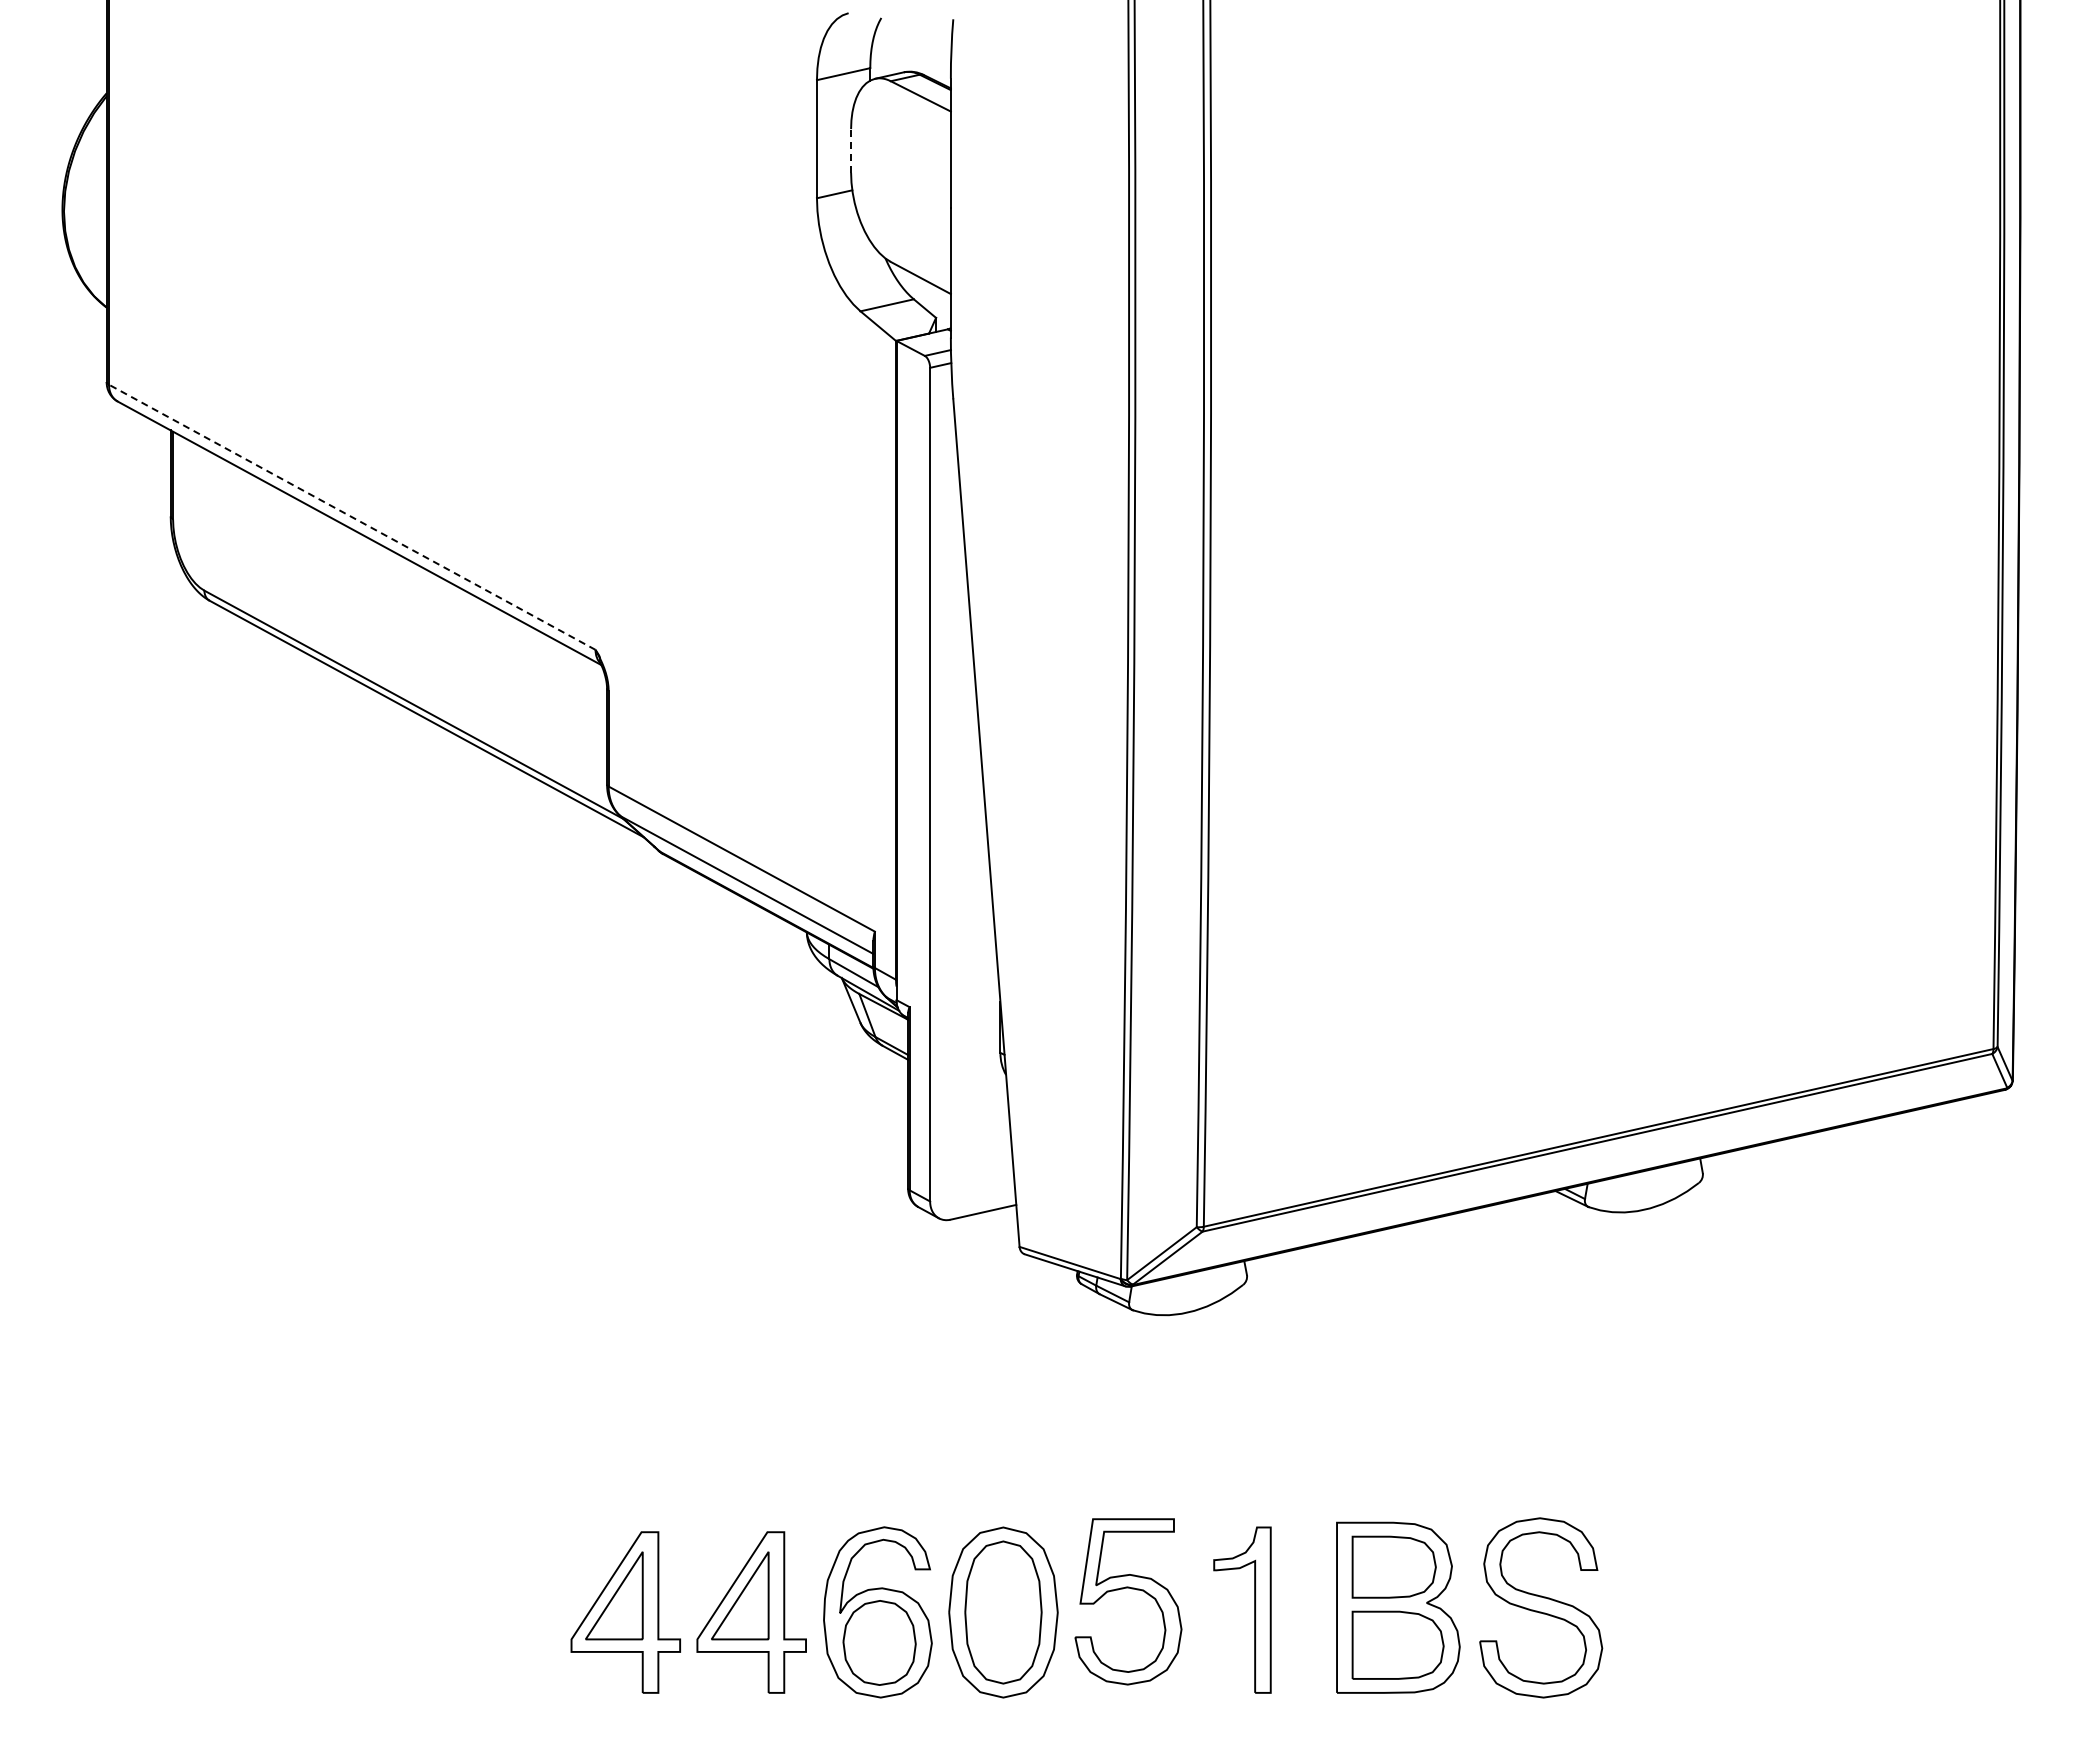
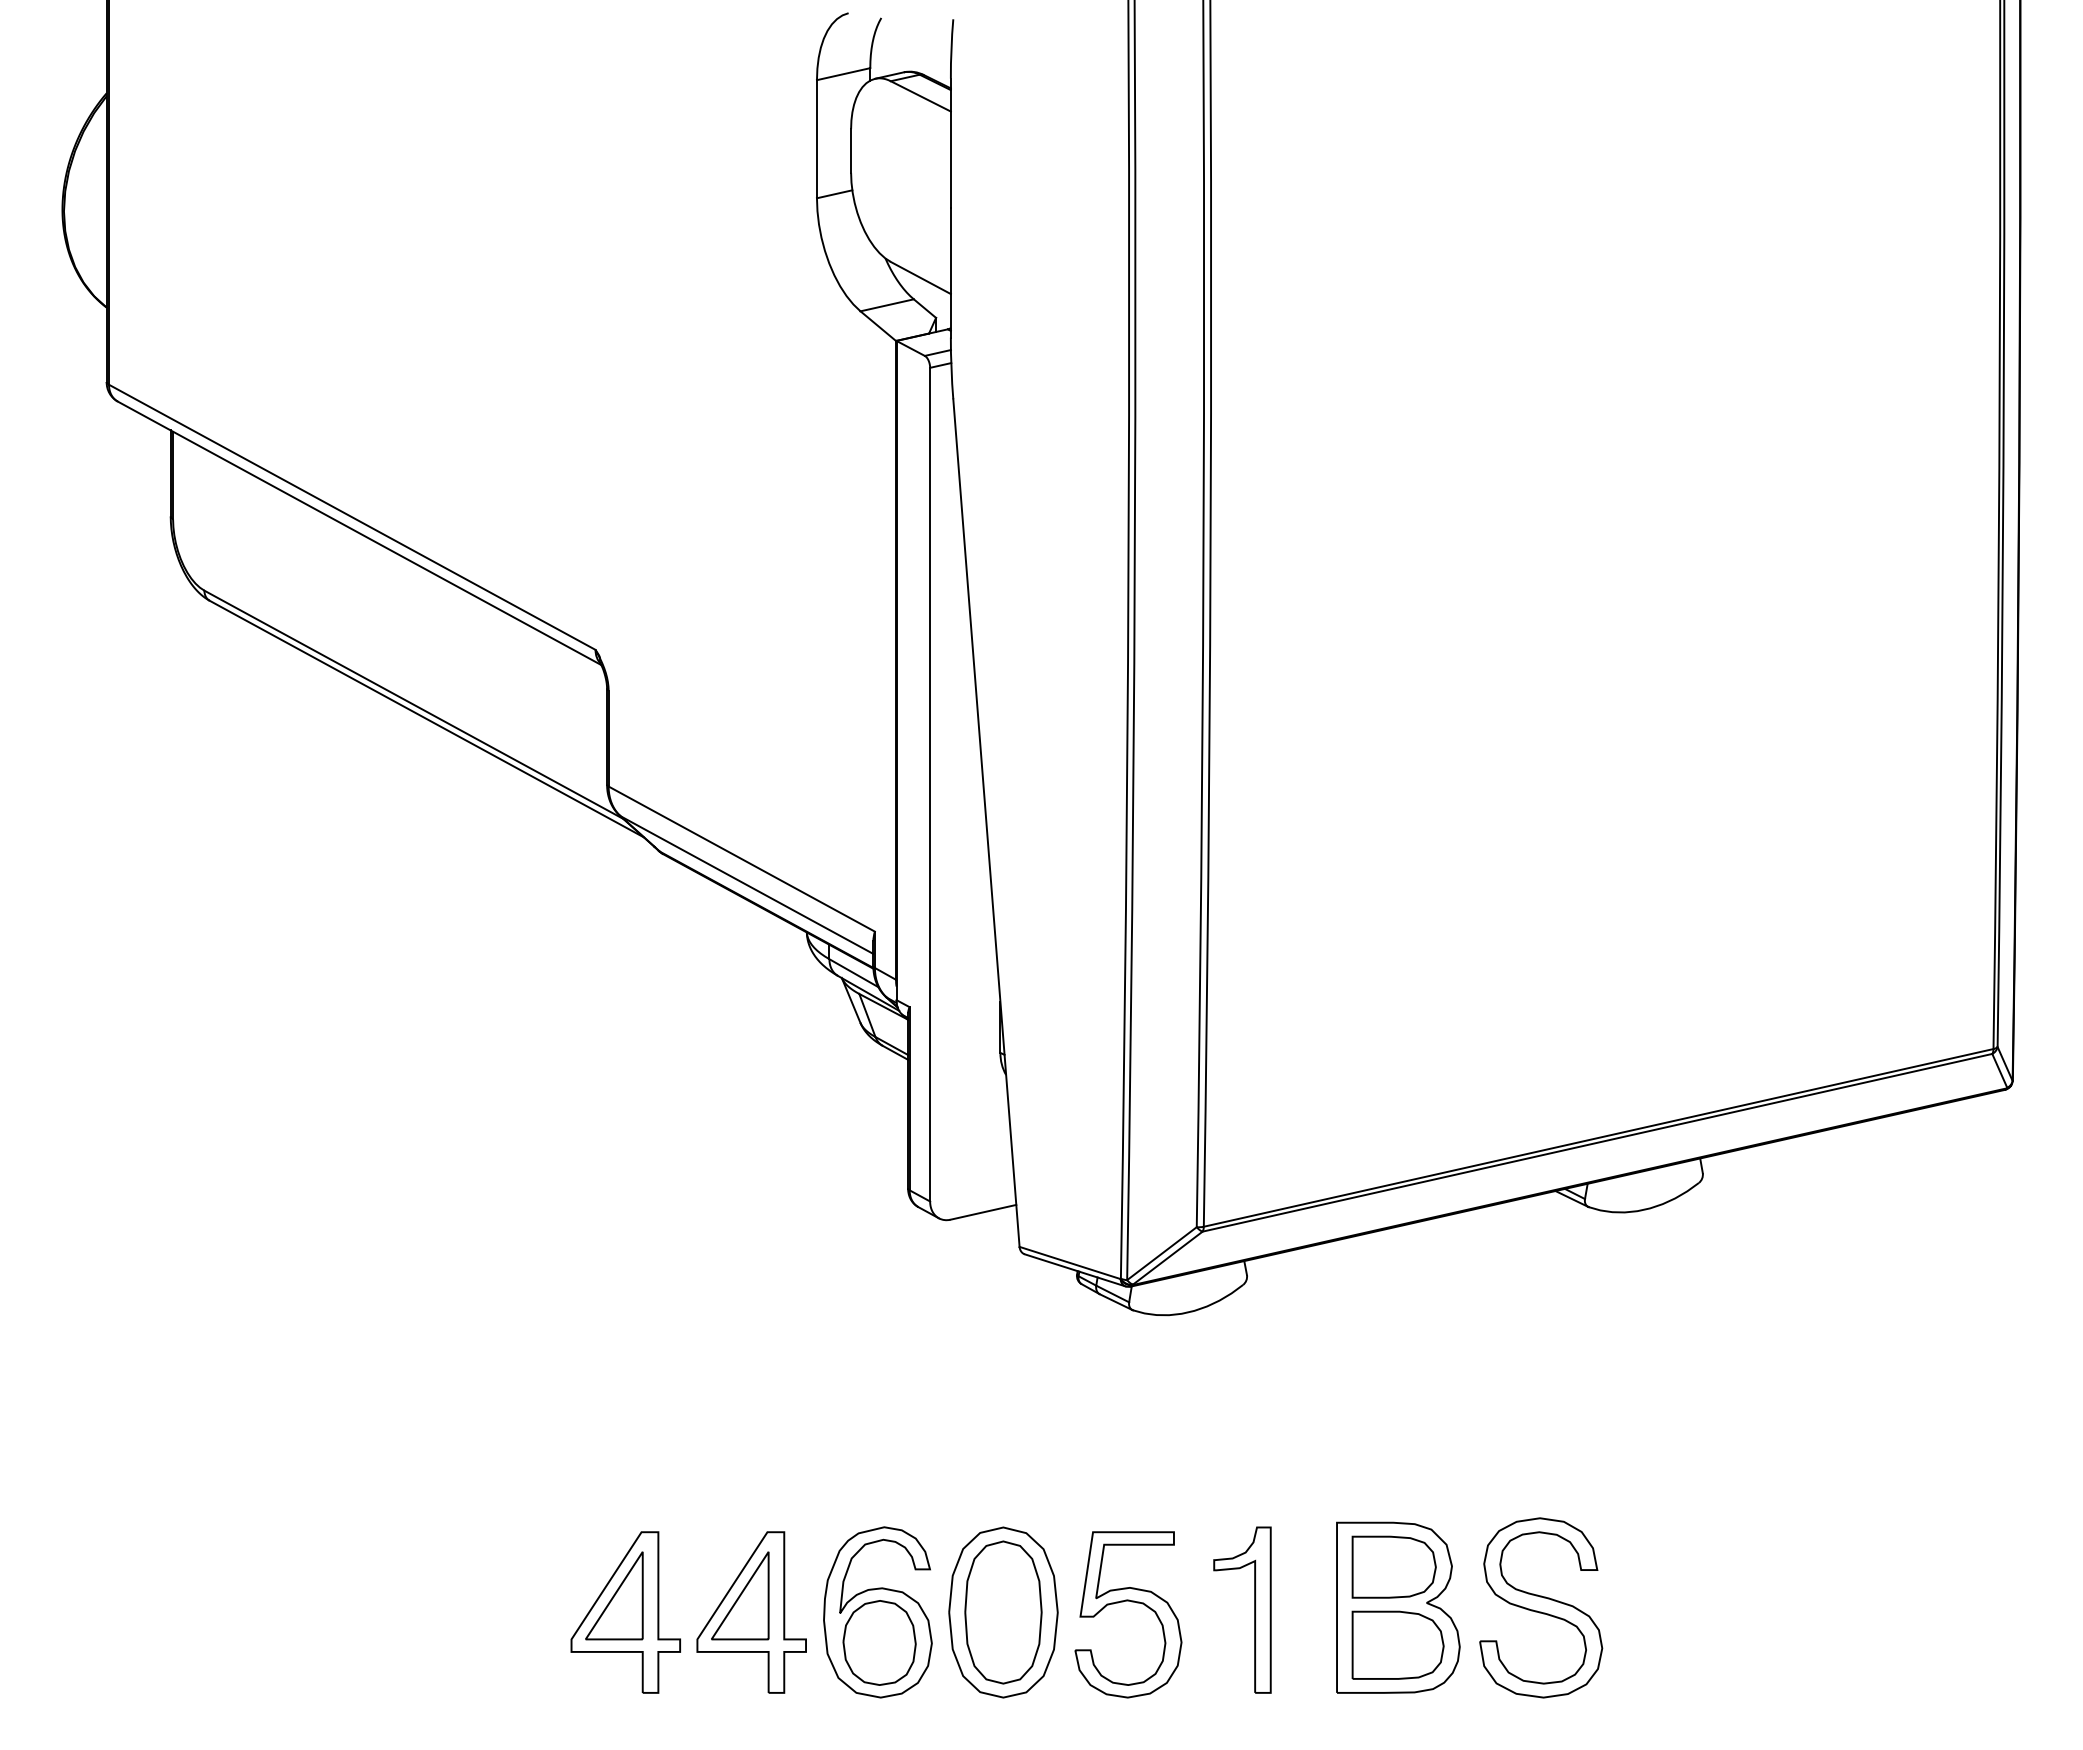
line: dashed -> solid (851, 150)
line: dashed -> solid (351, 517)
part position: (1131, 1589) -> (1131, 1602) (1131, 1602)
